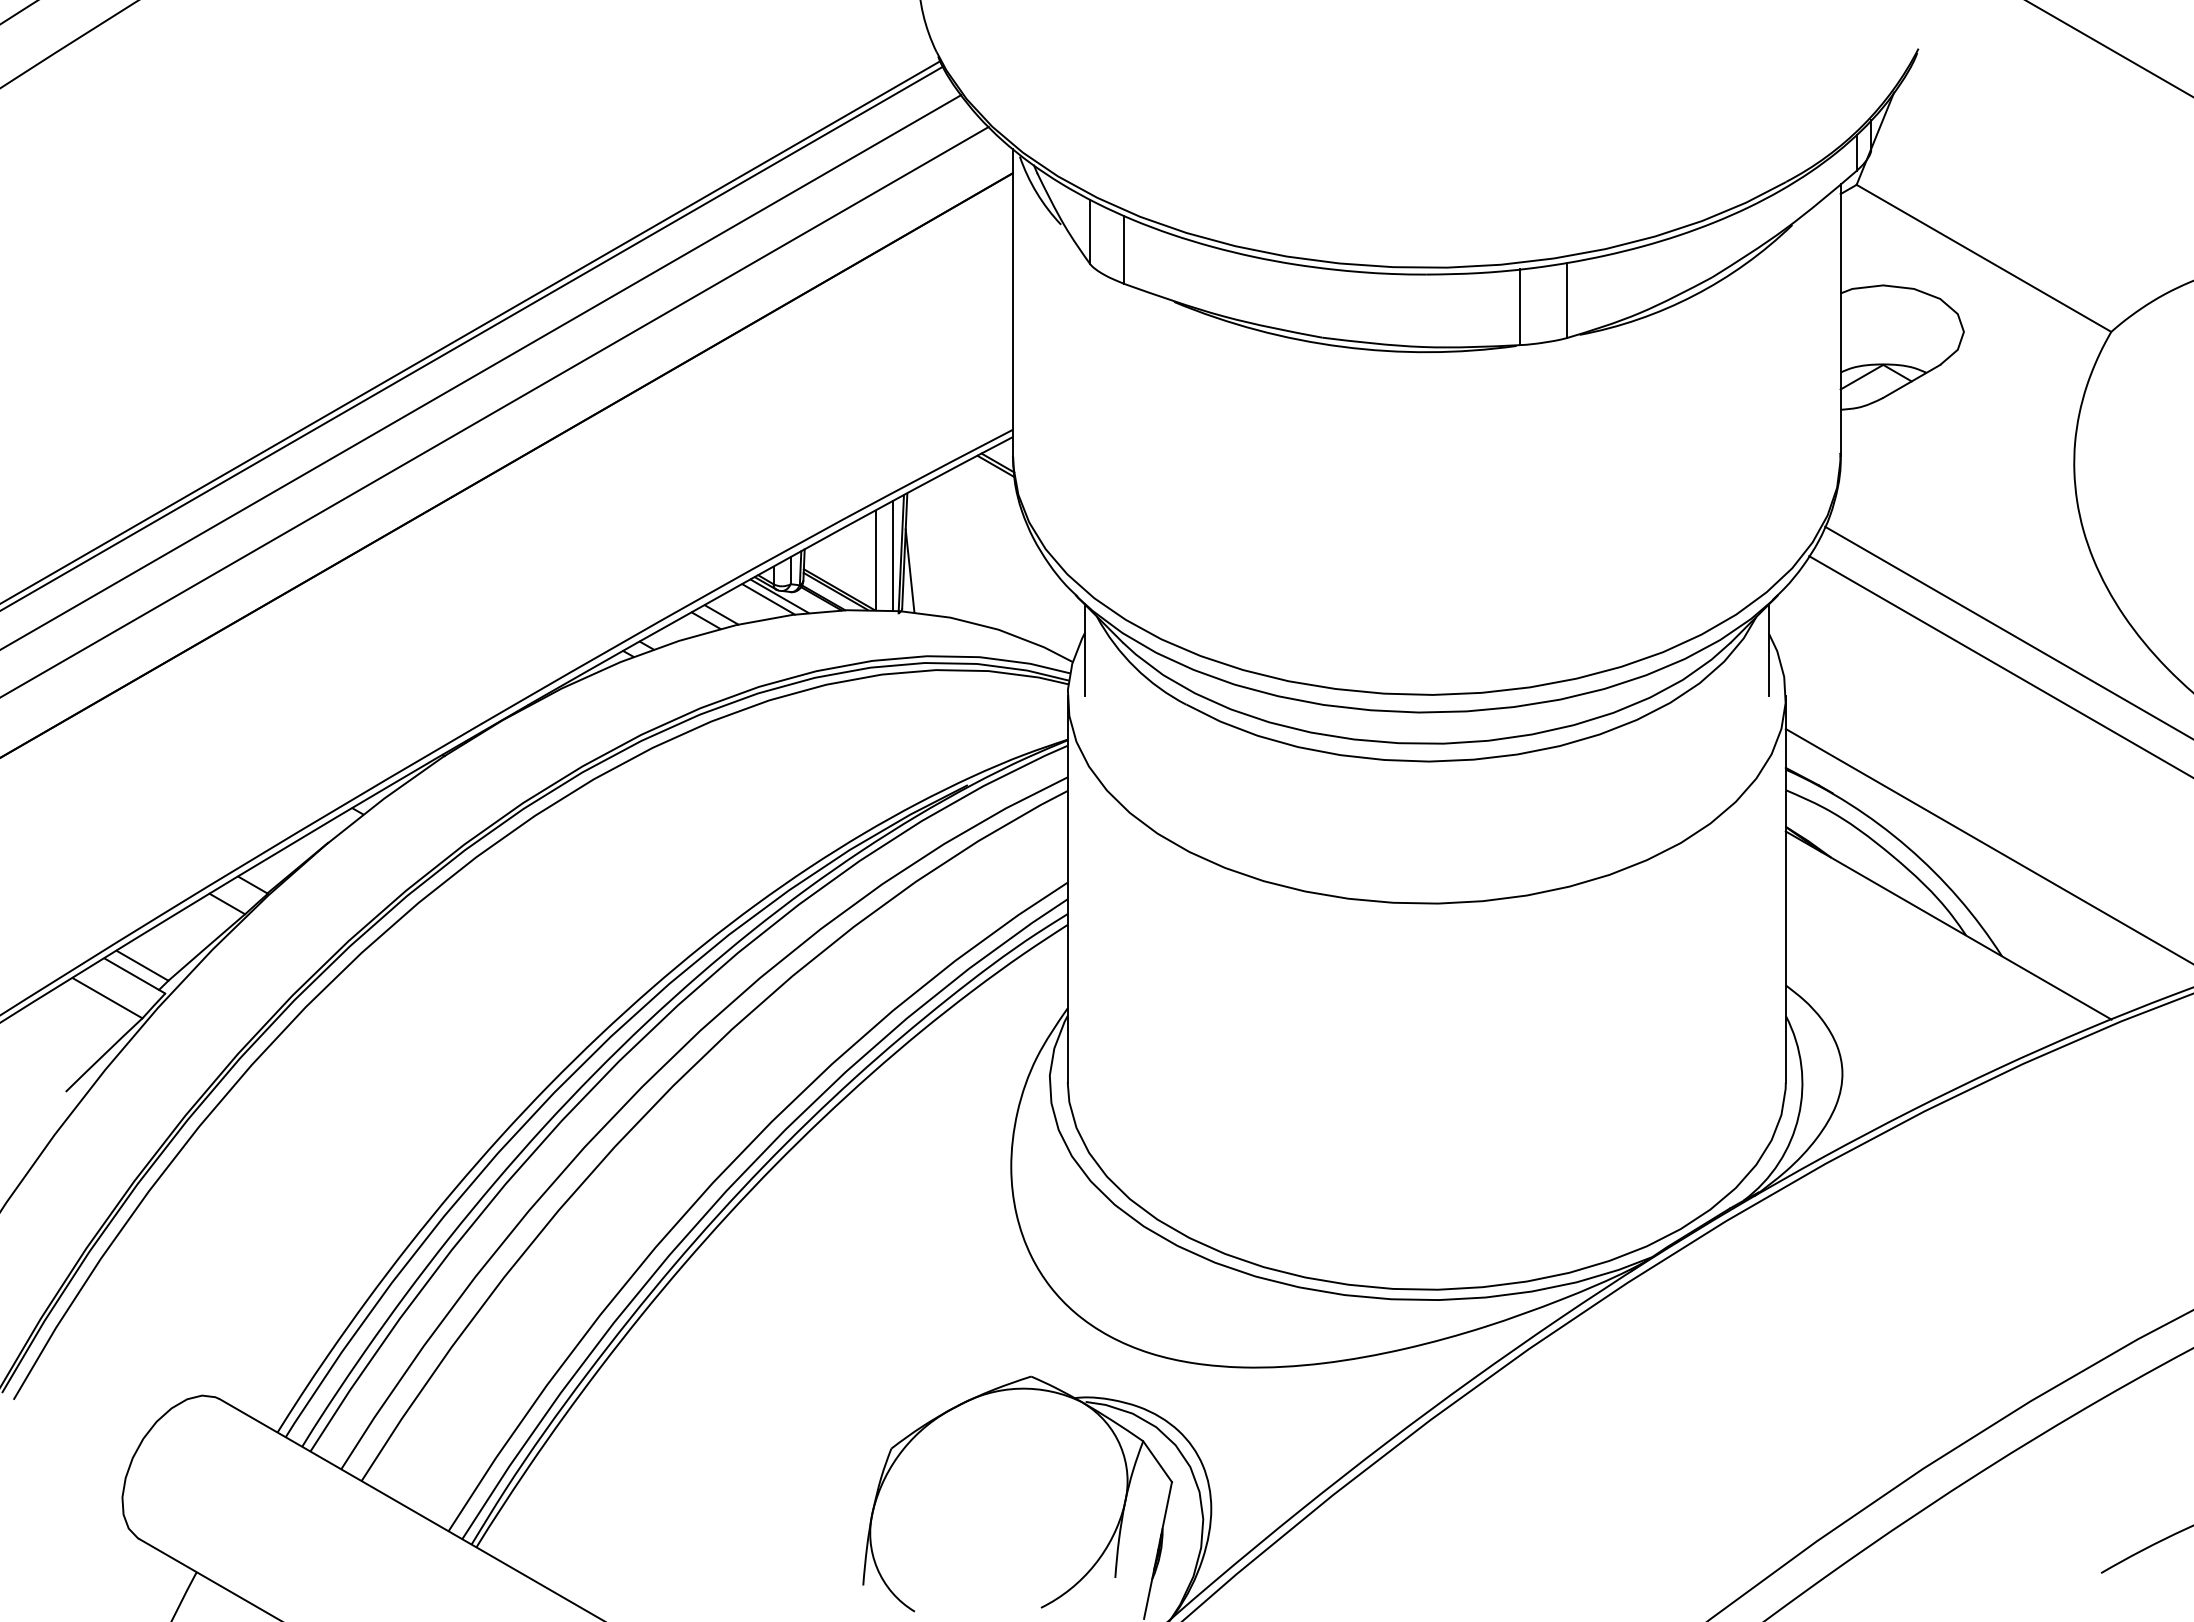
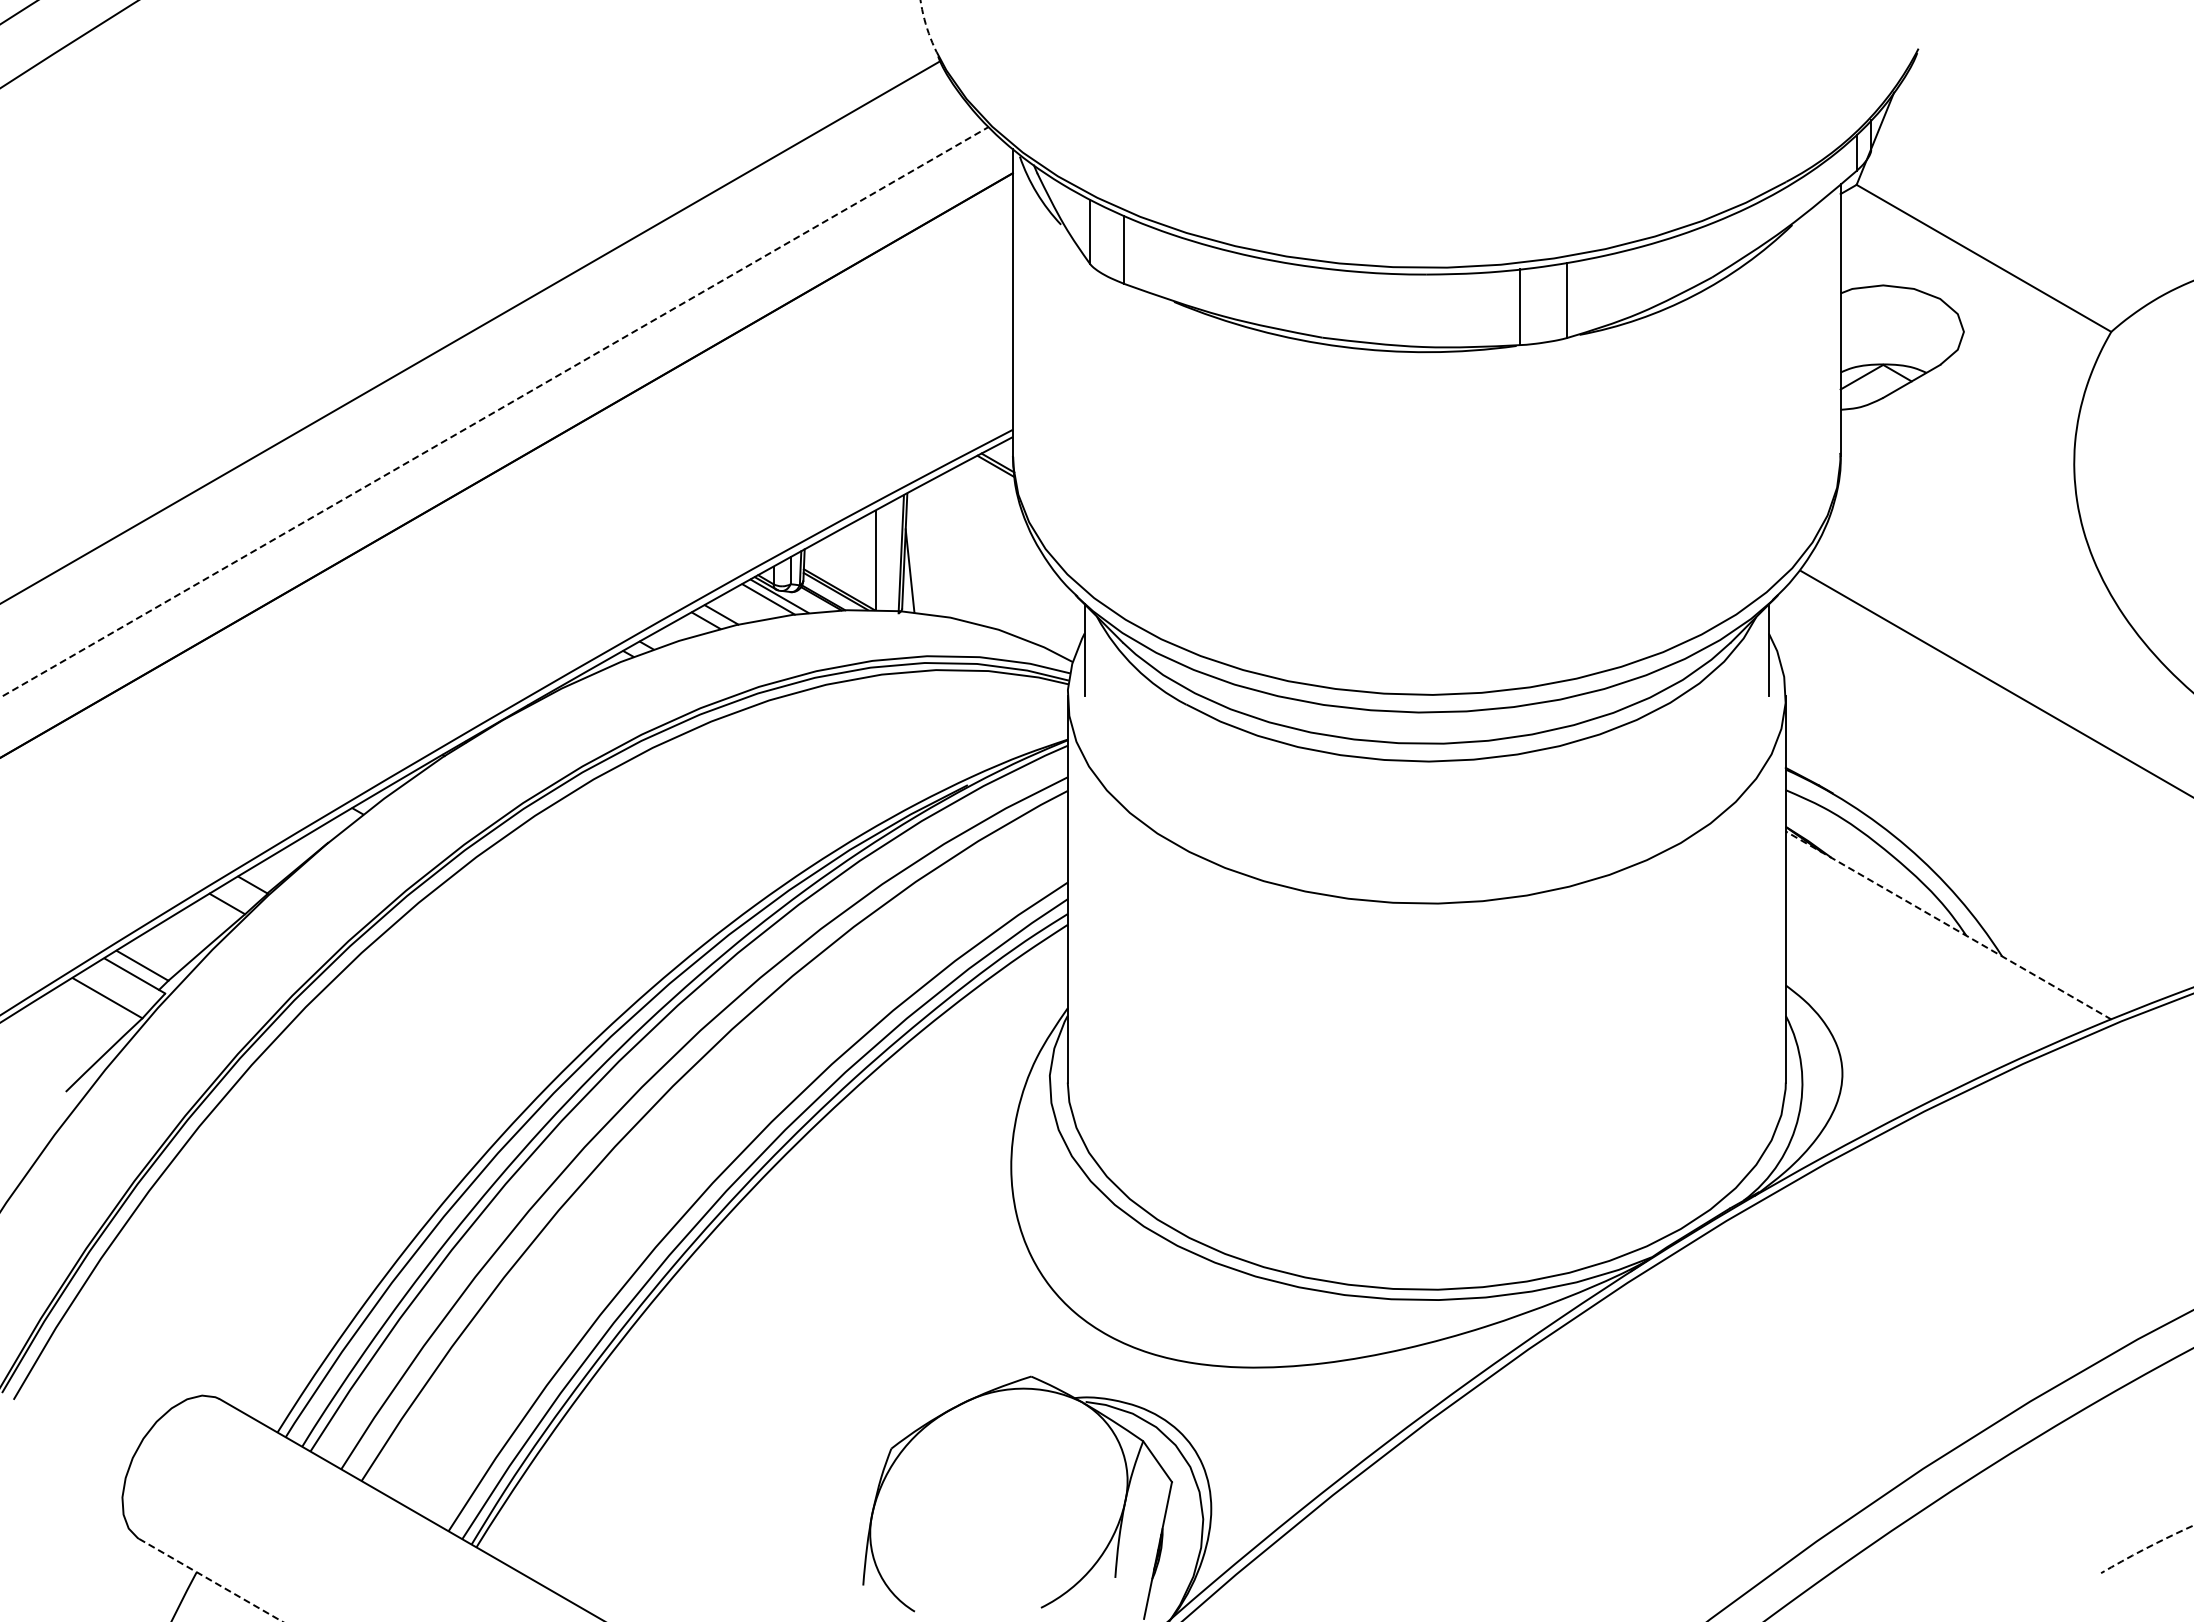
arc: solid -> dashed (926, 26)
line: present -> none (2109, 48)
line: present -> none (472, 337)
line: present -> none (481, 371)
line: solid -> dashed (494, 412)
line: present -> none (893, 555)
line: present -> none (2007, 631)
line position: (1999, 666) -> (1995, 683) (1995, 683)
line: present -> none (1987, 845)
line: solid -> dashed (1948, 925)
arc: solid -> dashed (2146, 1548)
line: solid -> dashed (210, 1580)
